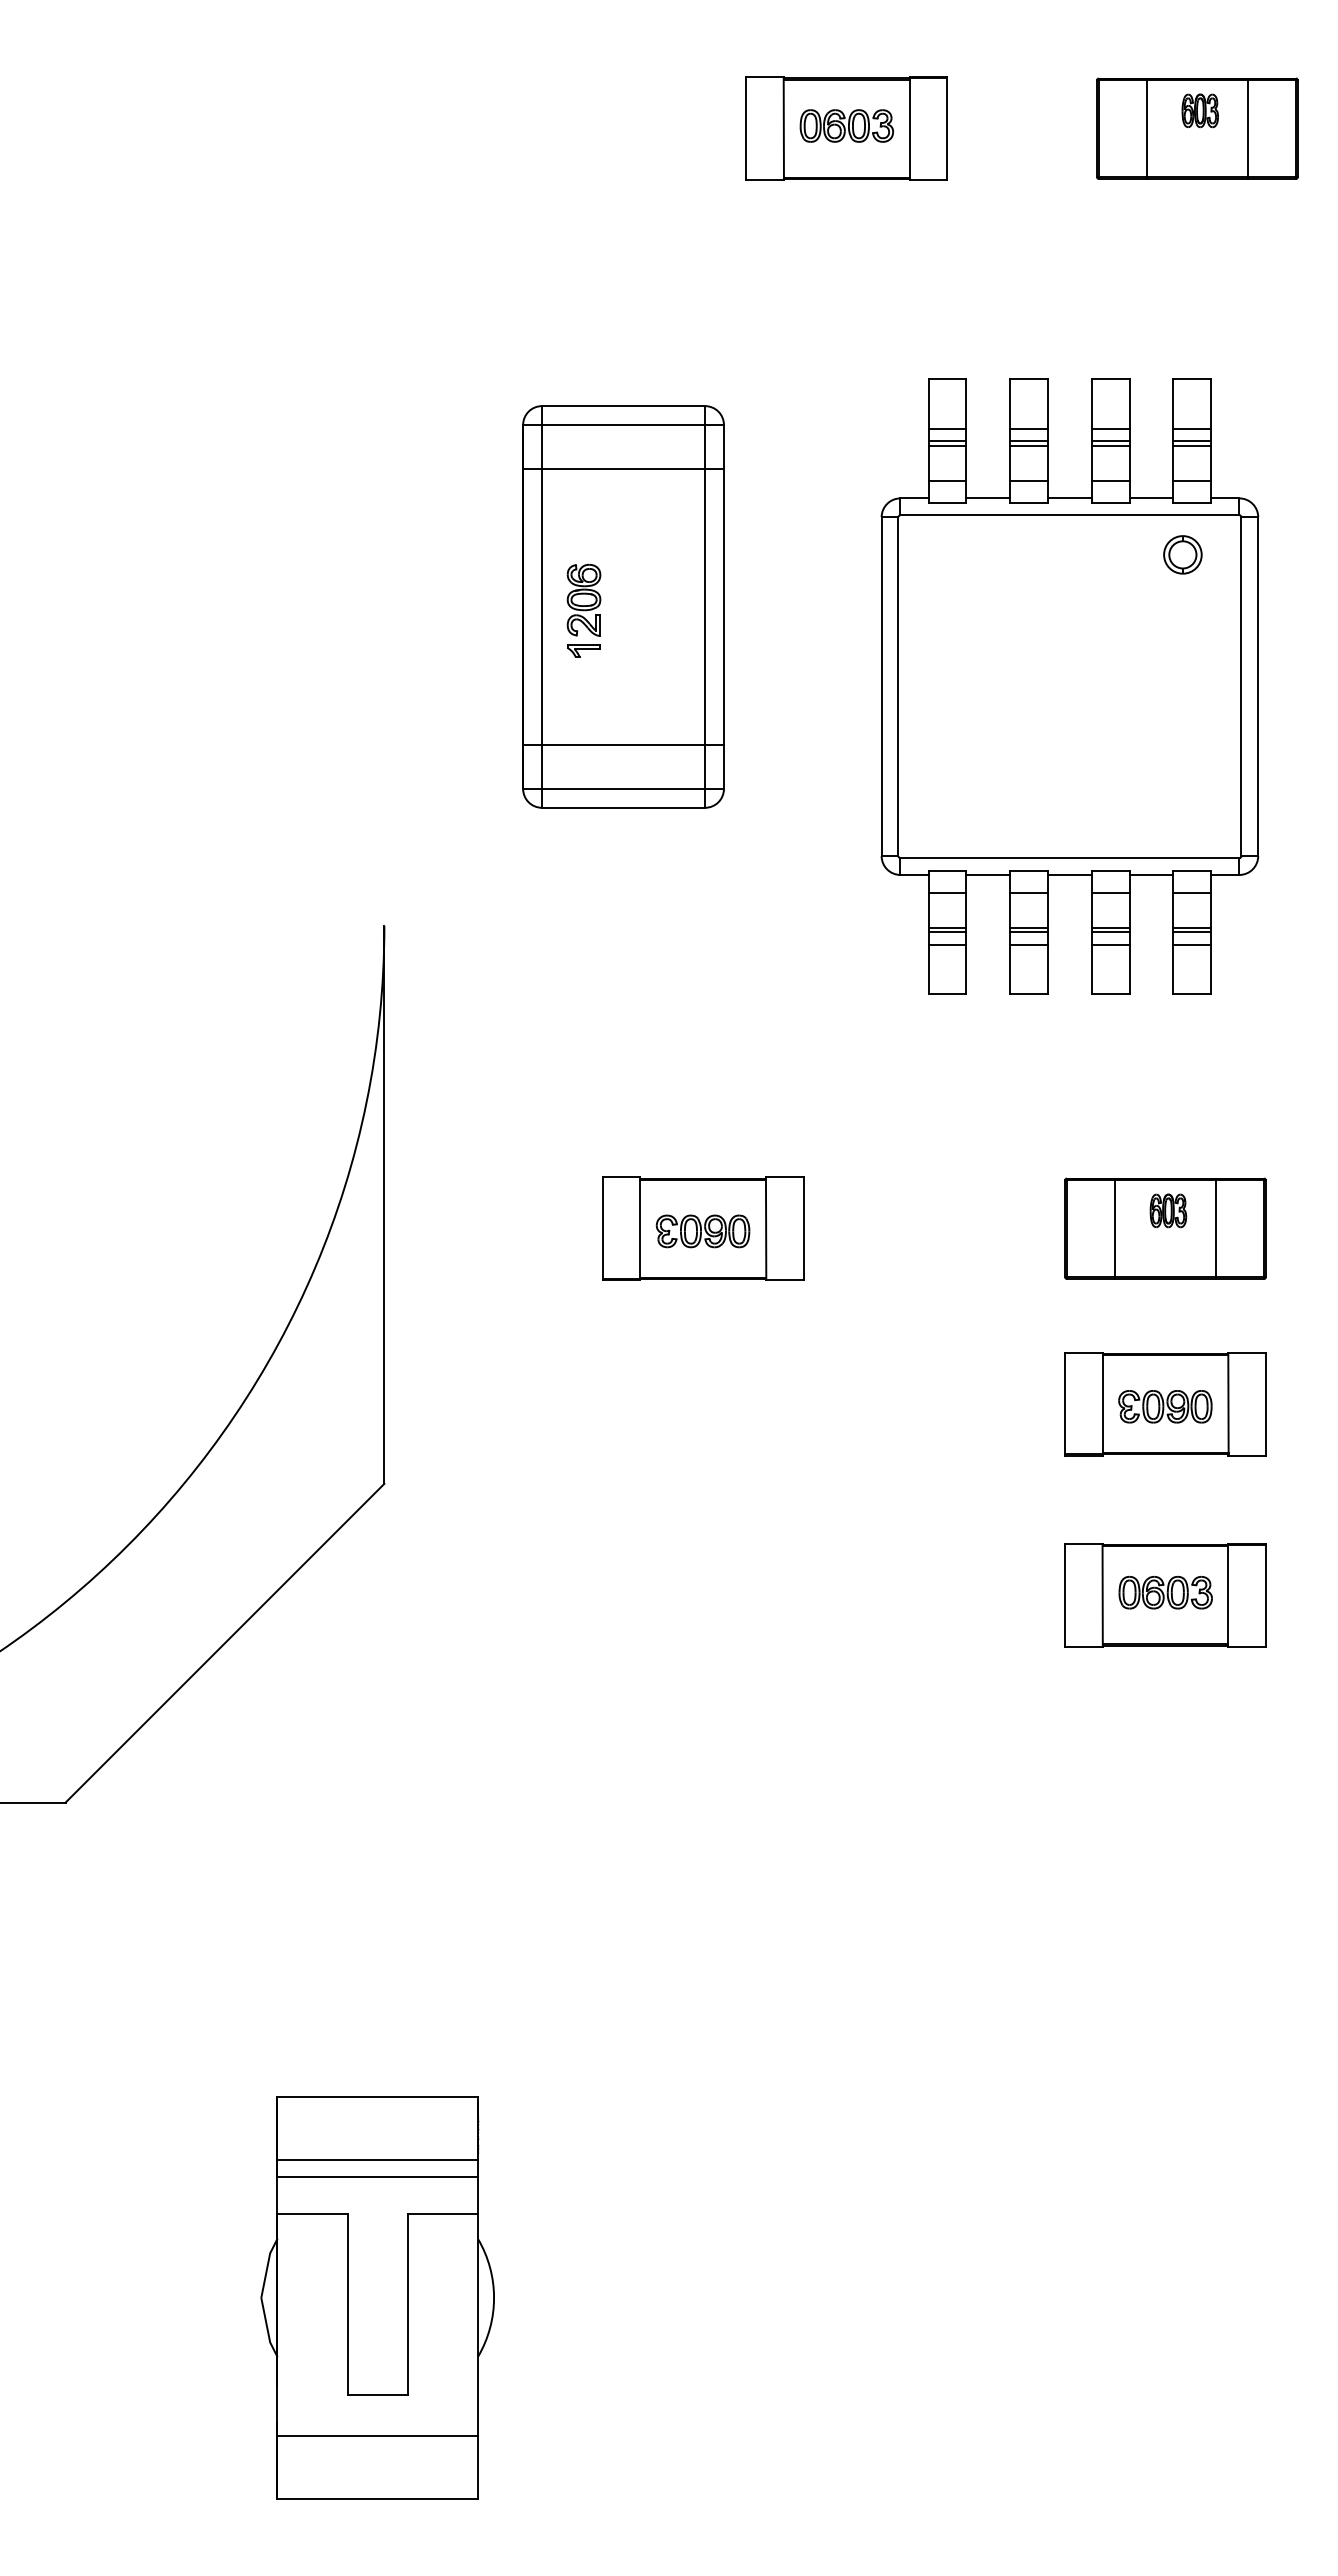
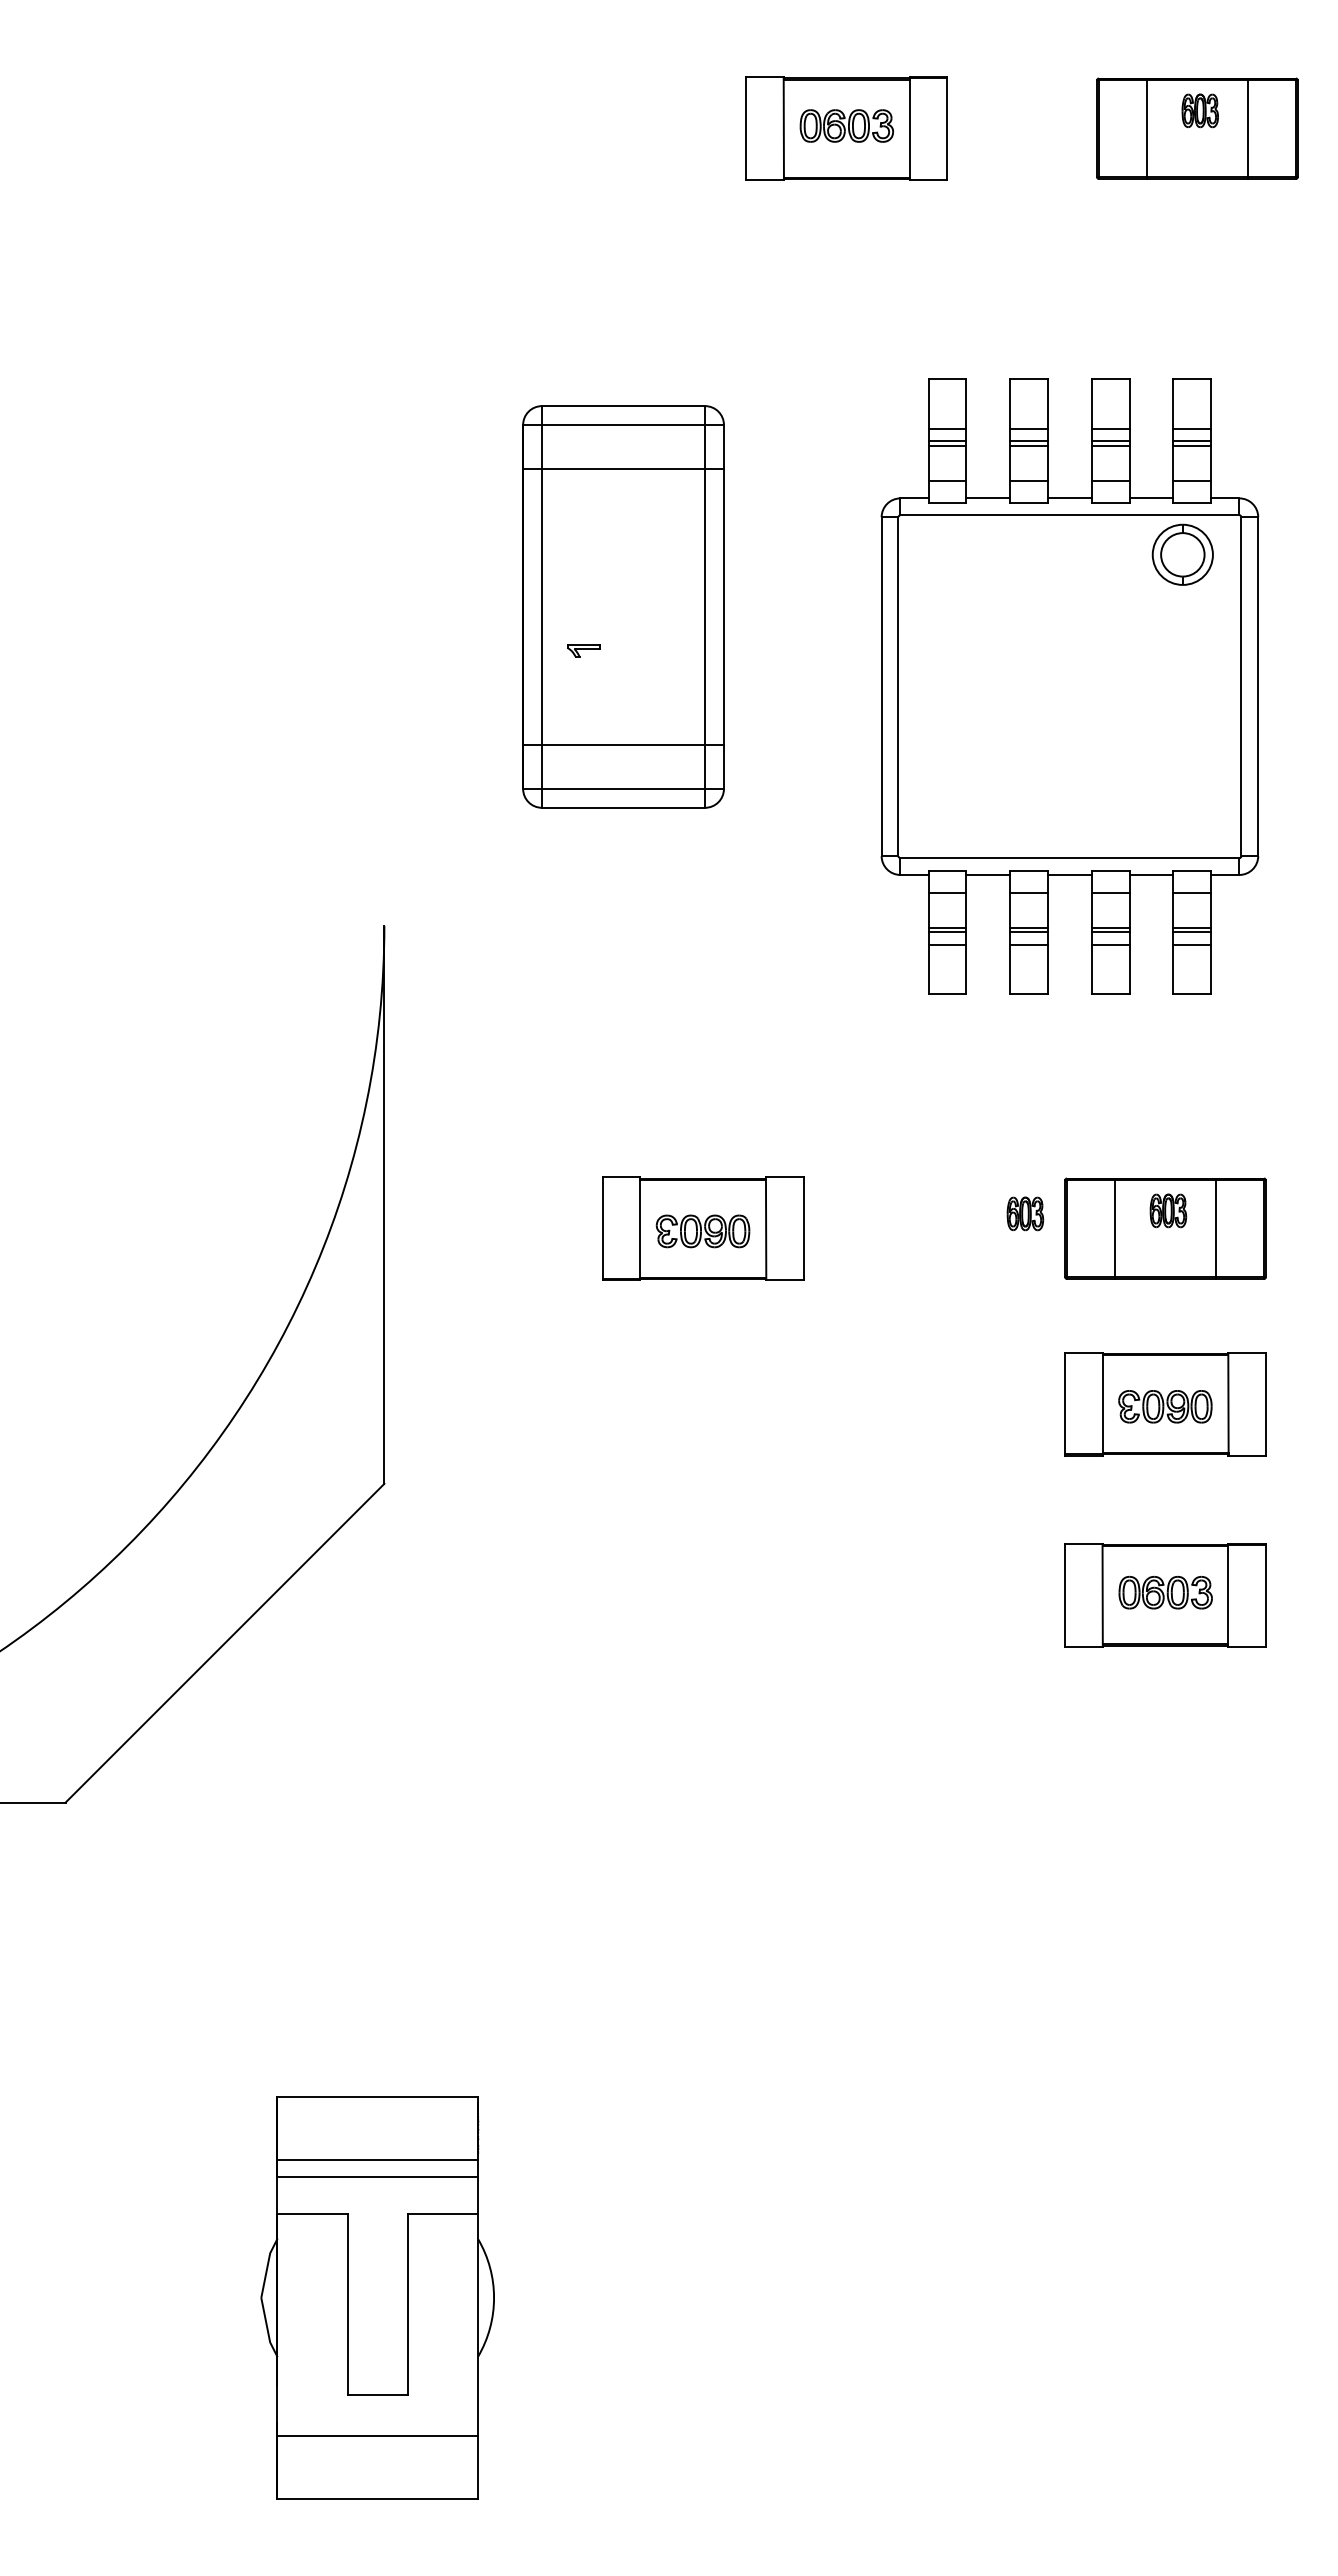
part size: 40x40 px -> 63x63 px (1182, 554)
part: present -> none (583, 599)
part: none -> present (1025, 1213)
